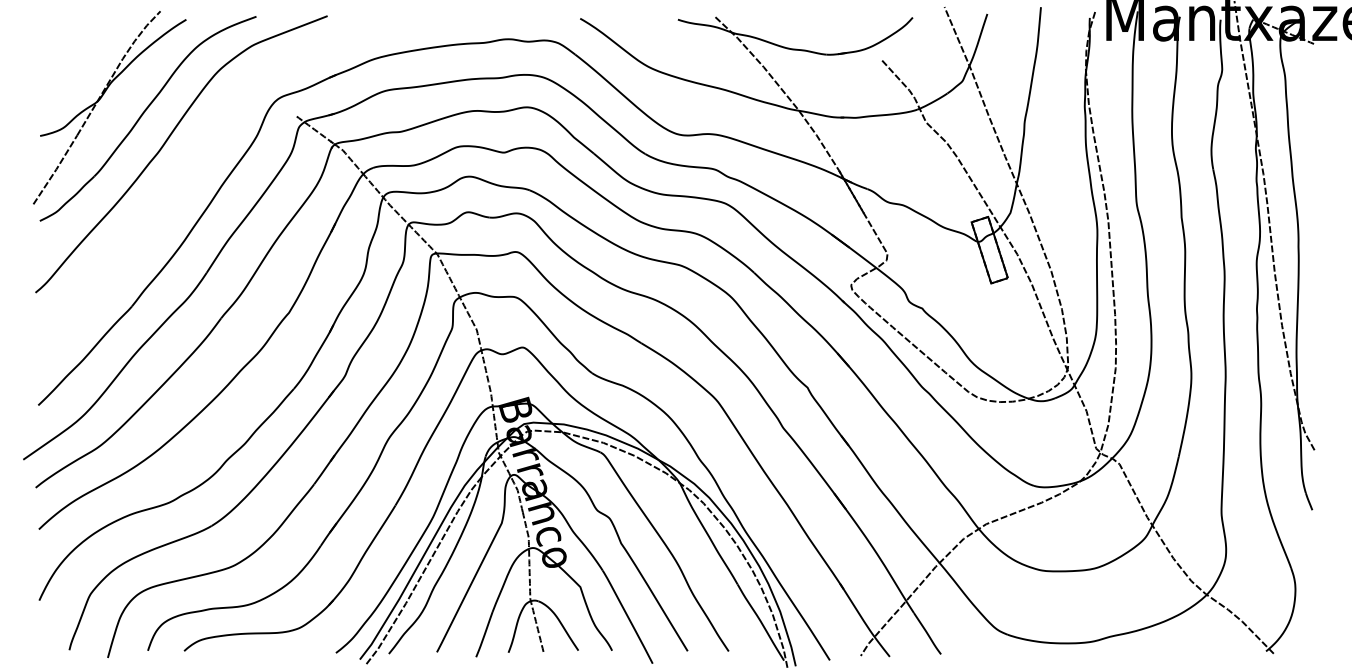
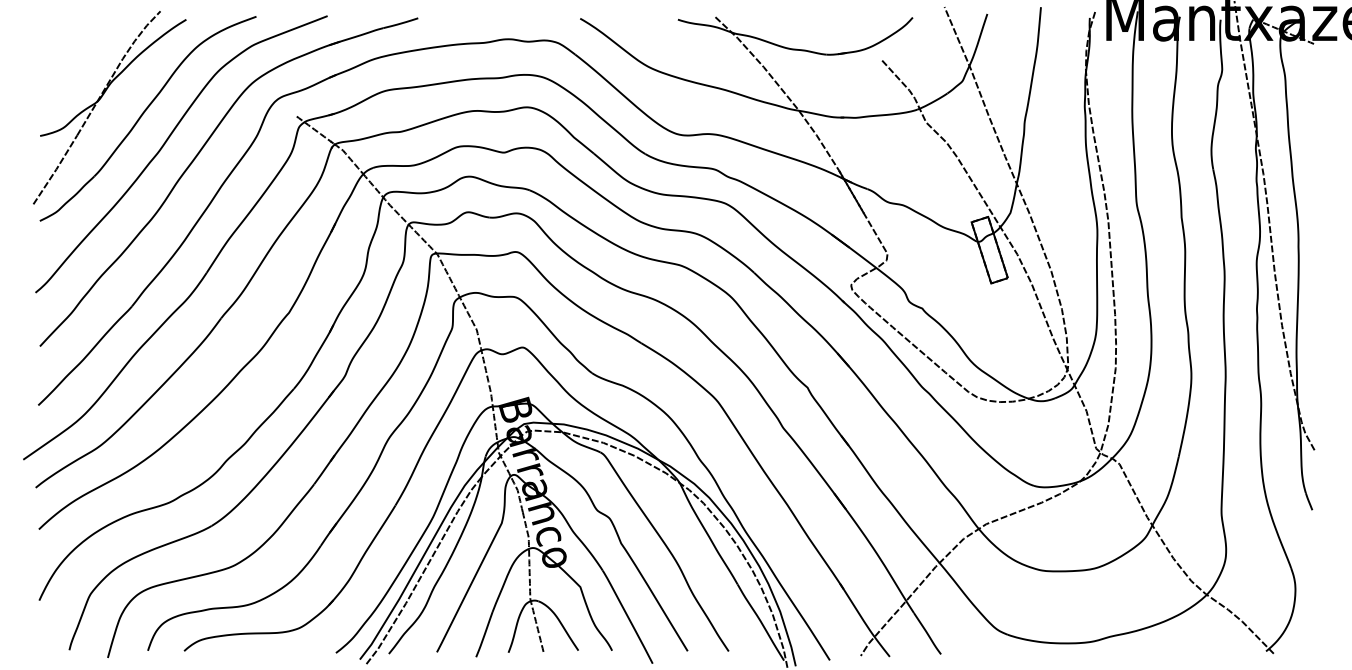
part: none -> present (195, 159)
